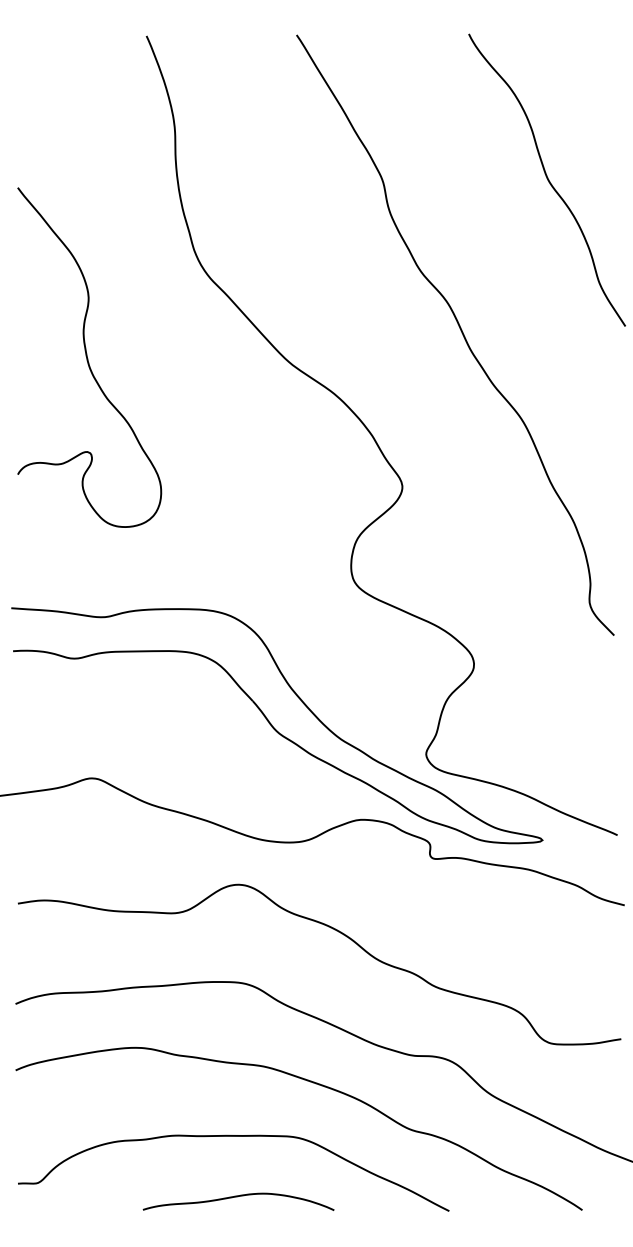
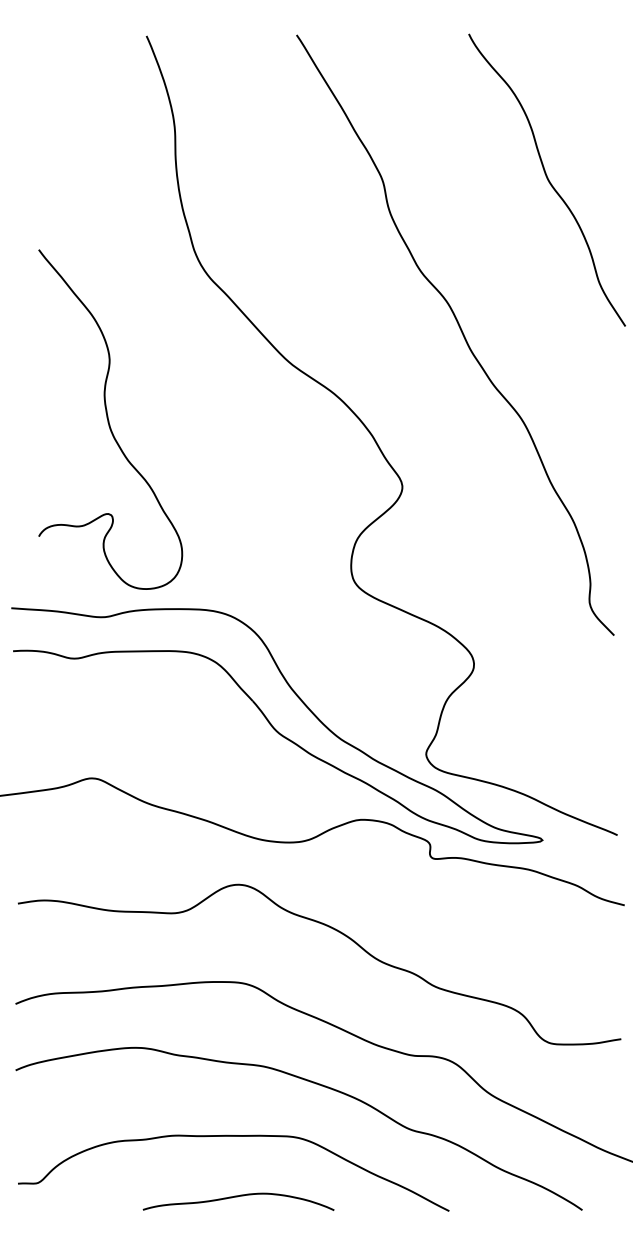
curve position: (88, 358) -> (109, 420) (109, 420)
